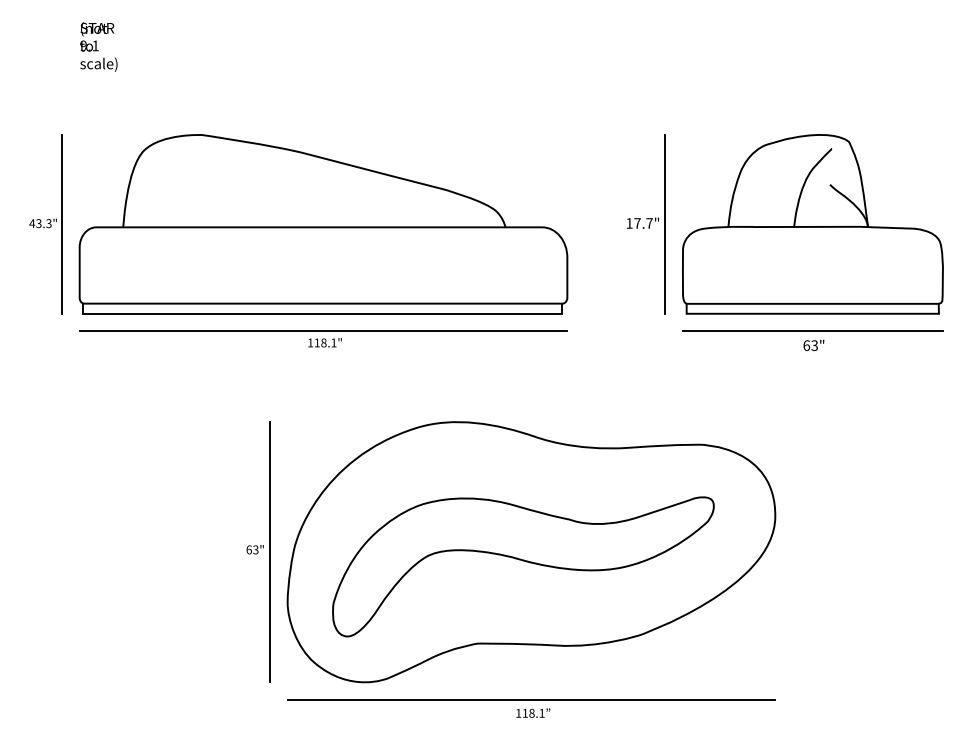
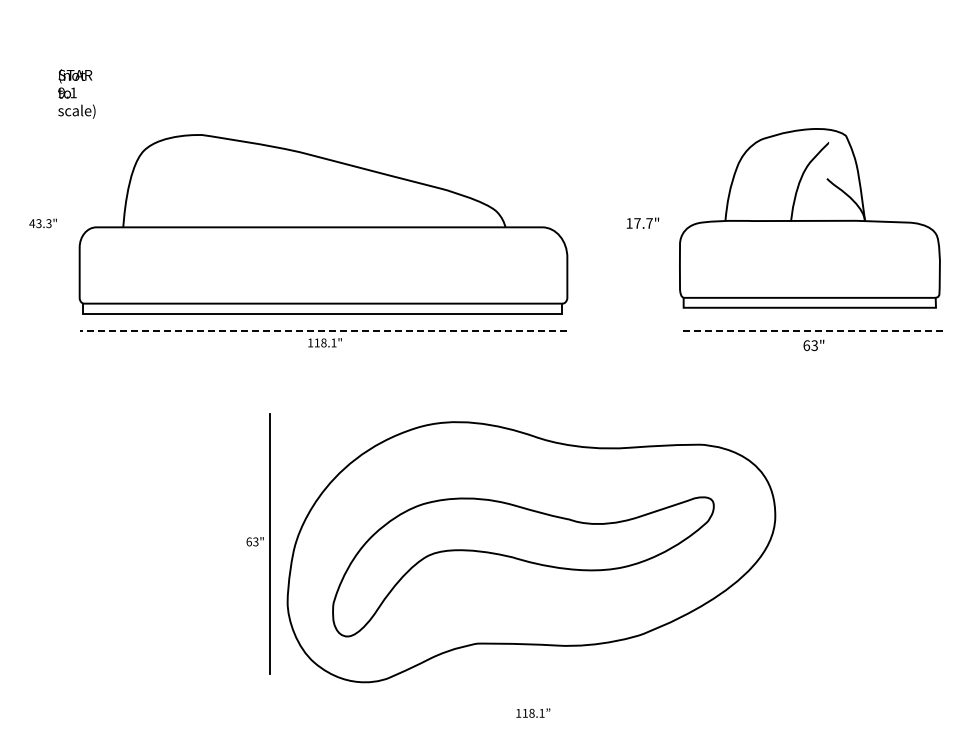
text position: (98, 46) -> (76, 93) (76, 93)
line: present -> none (62, 223)
line: present -> none (665, 223)
part position: (812, 224) -> (809, 218) (809, 218)
line: solid -> dashed (323, 331)
line: solid -> dashed (812, 331)
part position: (258, 551) -> (258, 543) (258, 543)
line: present -> none (531, 700)
